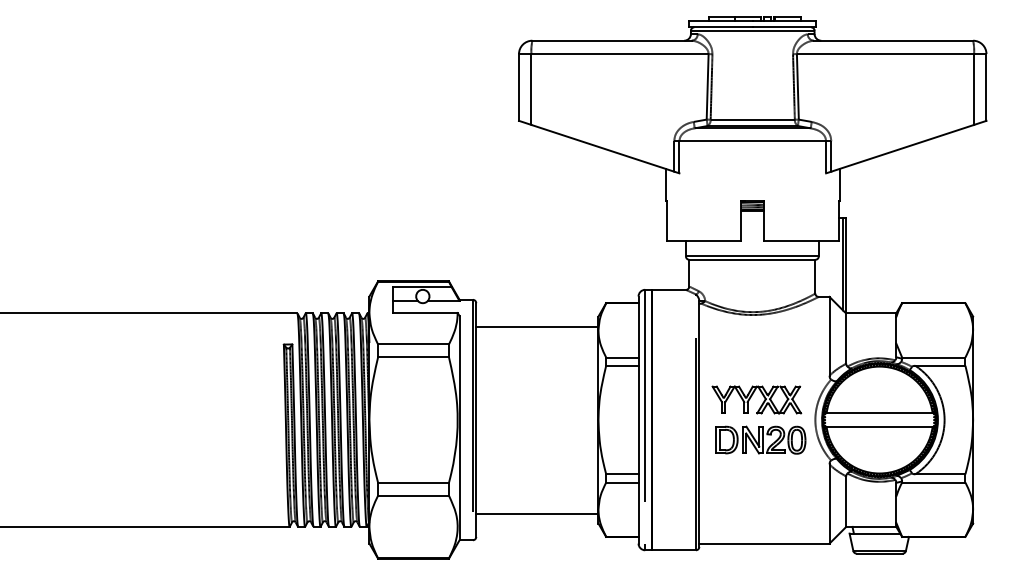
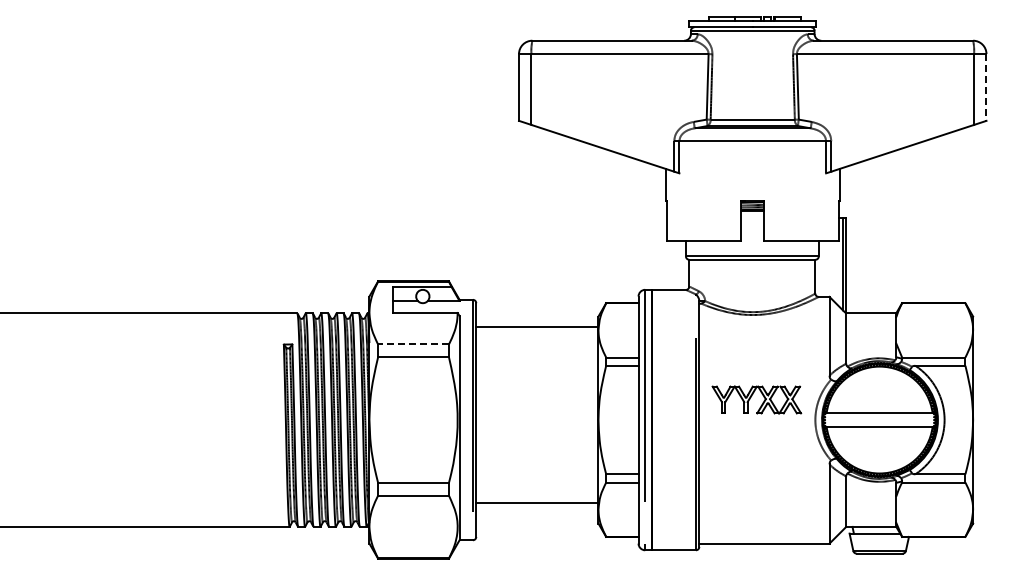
line: solid -> dashed (986, 87)
line: solid -> dashed (413, 344)
part: present -> none (760, 439)
line position: (537, 513) -> (537, 502) (537, 502)
